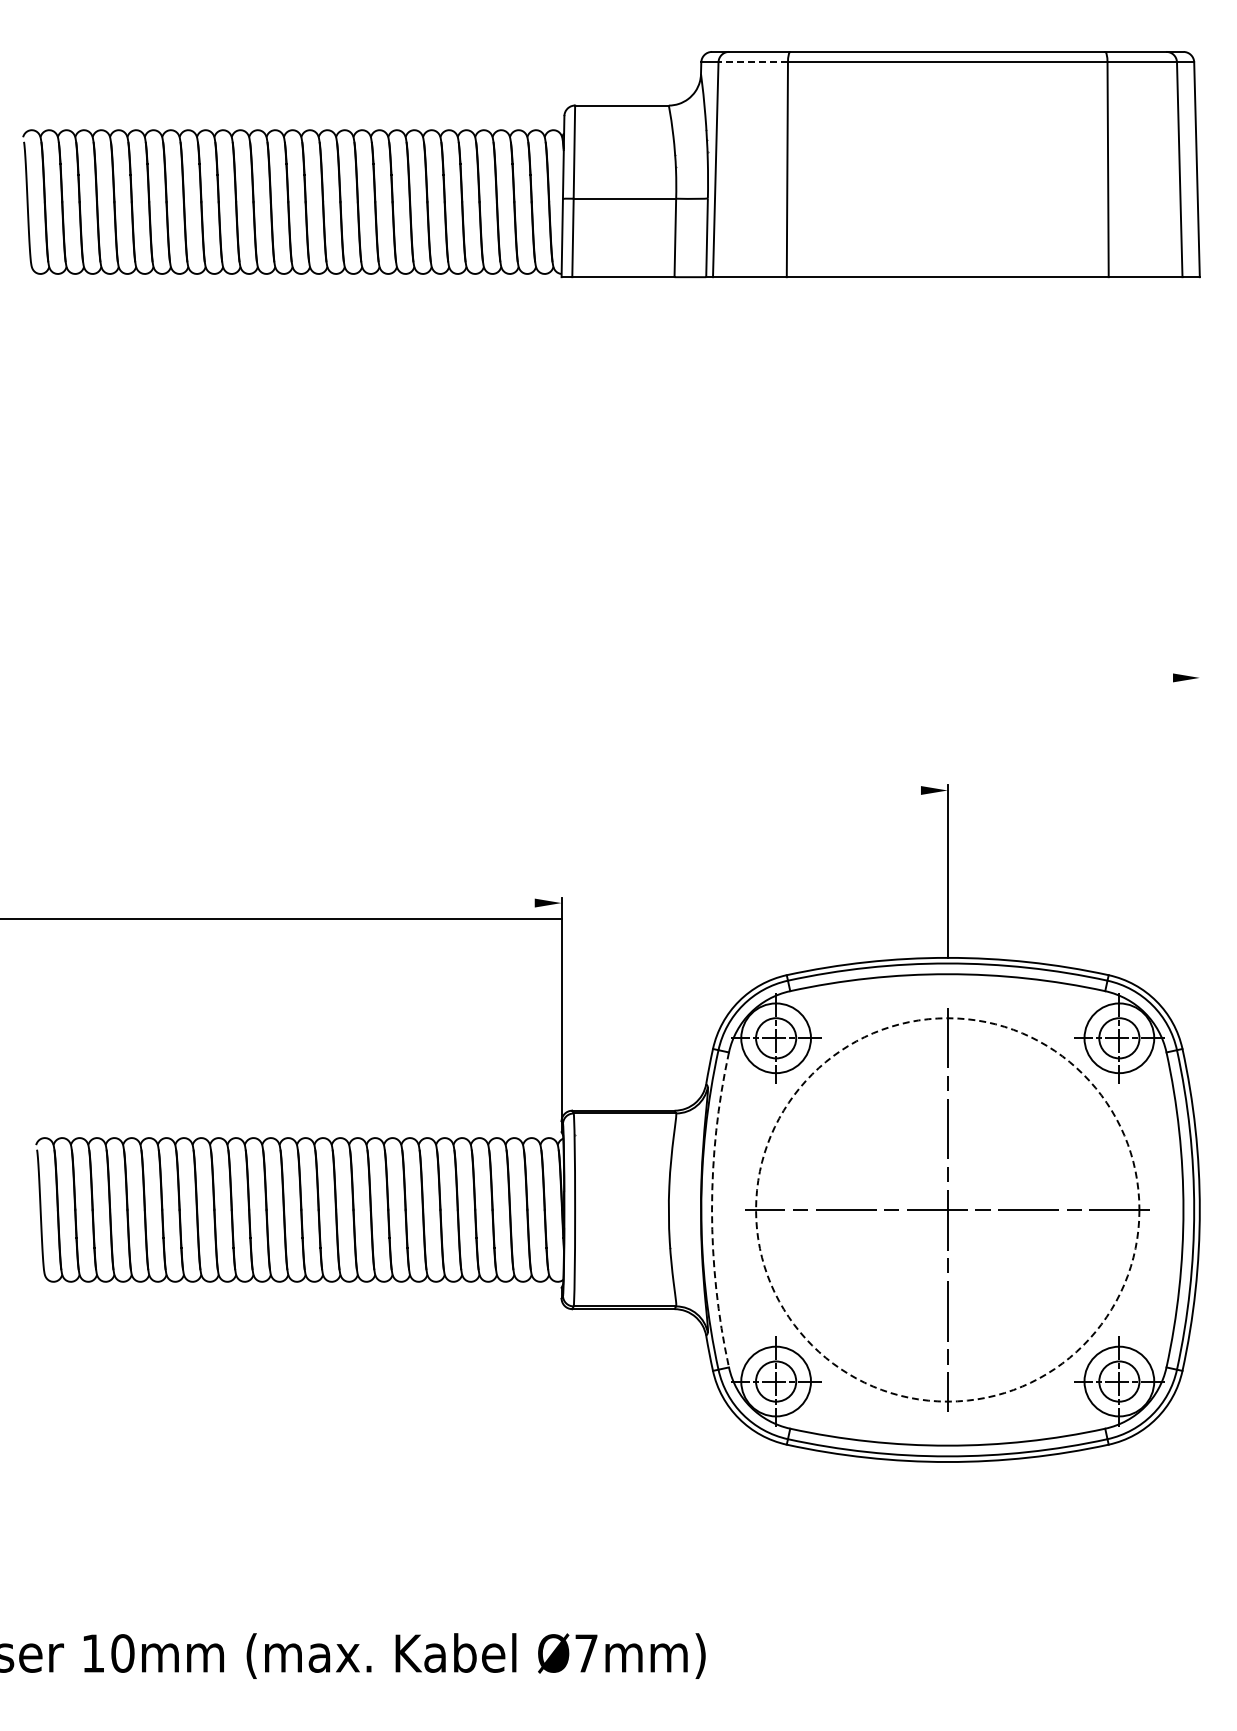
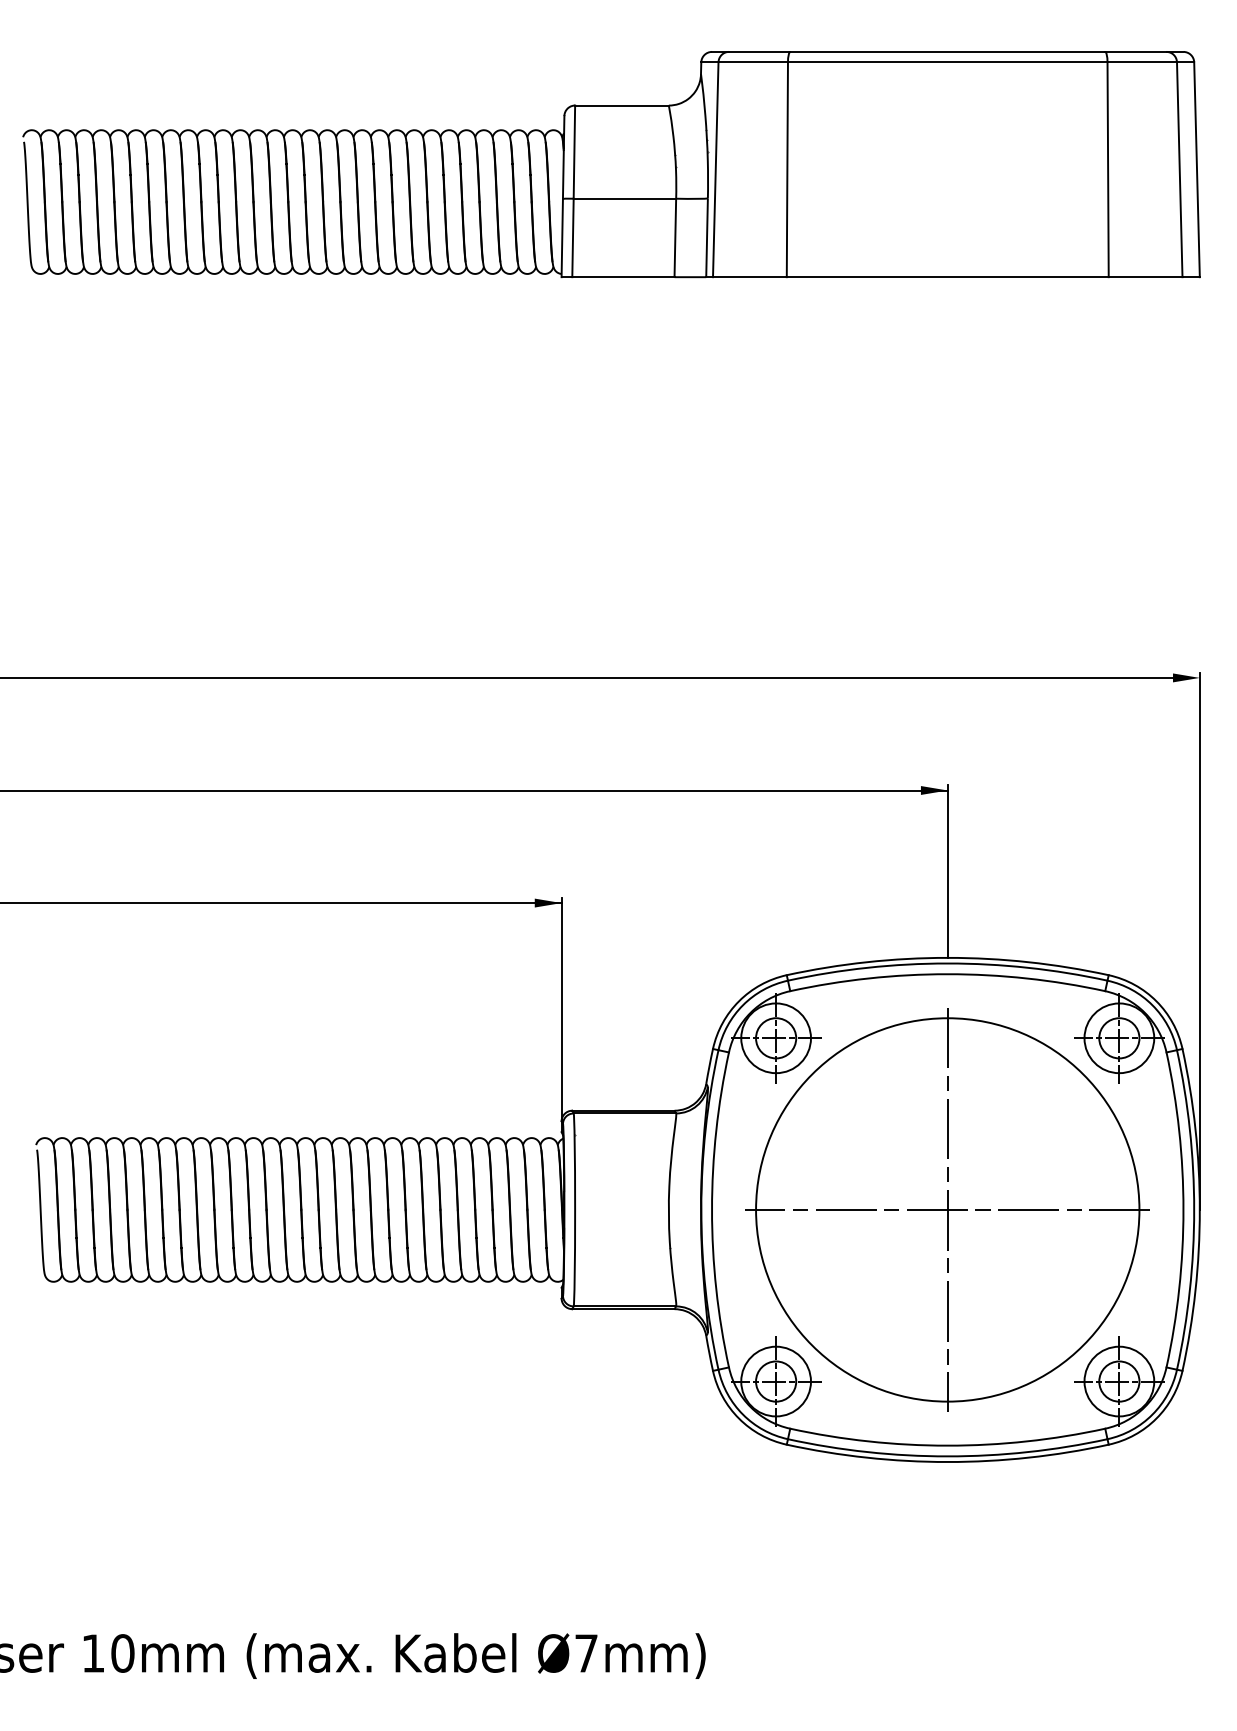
line: dashed -> solid (753, 62)
line: none -> present (587, 677)
line: none -> present (474, 790)
line position: (281, 919) -> (281, 903) (281, 903)
line: none -> present (1199, 940)
arc: dashed -> solid (712, 1209)
circle: dashed -> solid (947, 1209)
